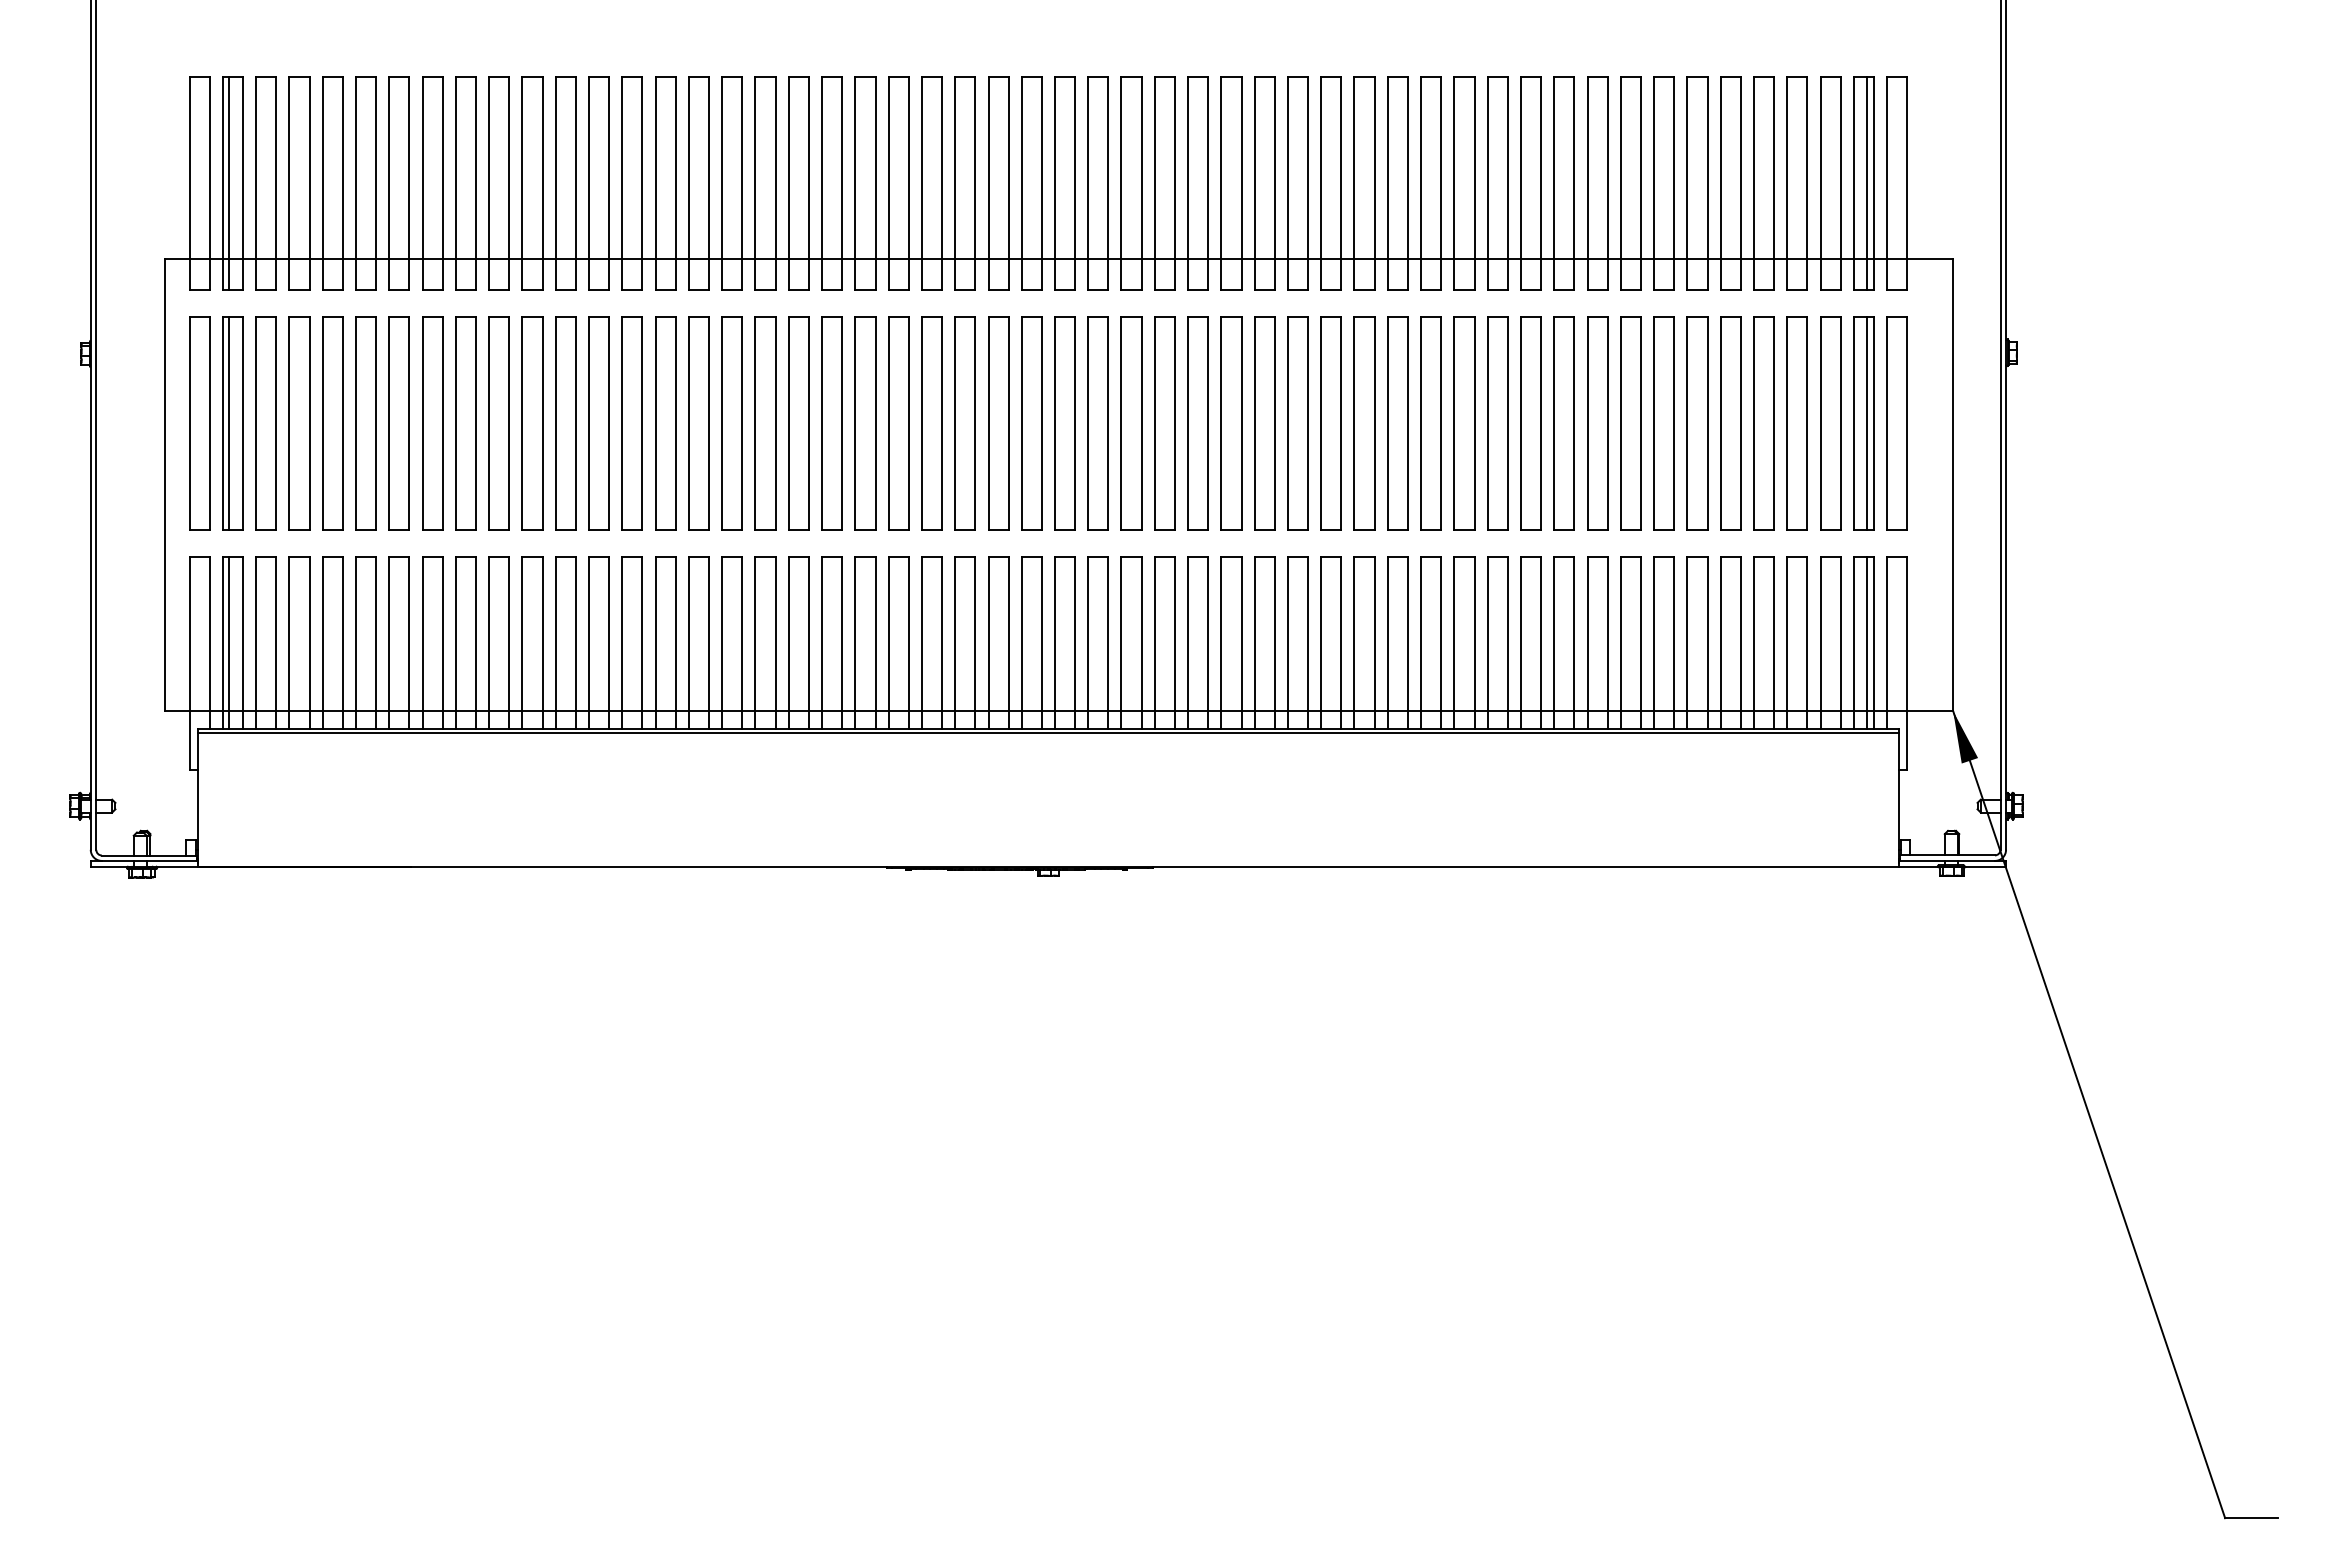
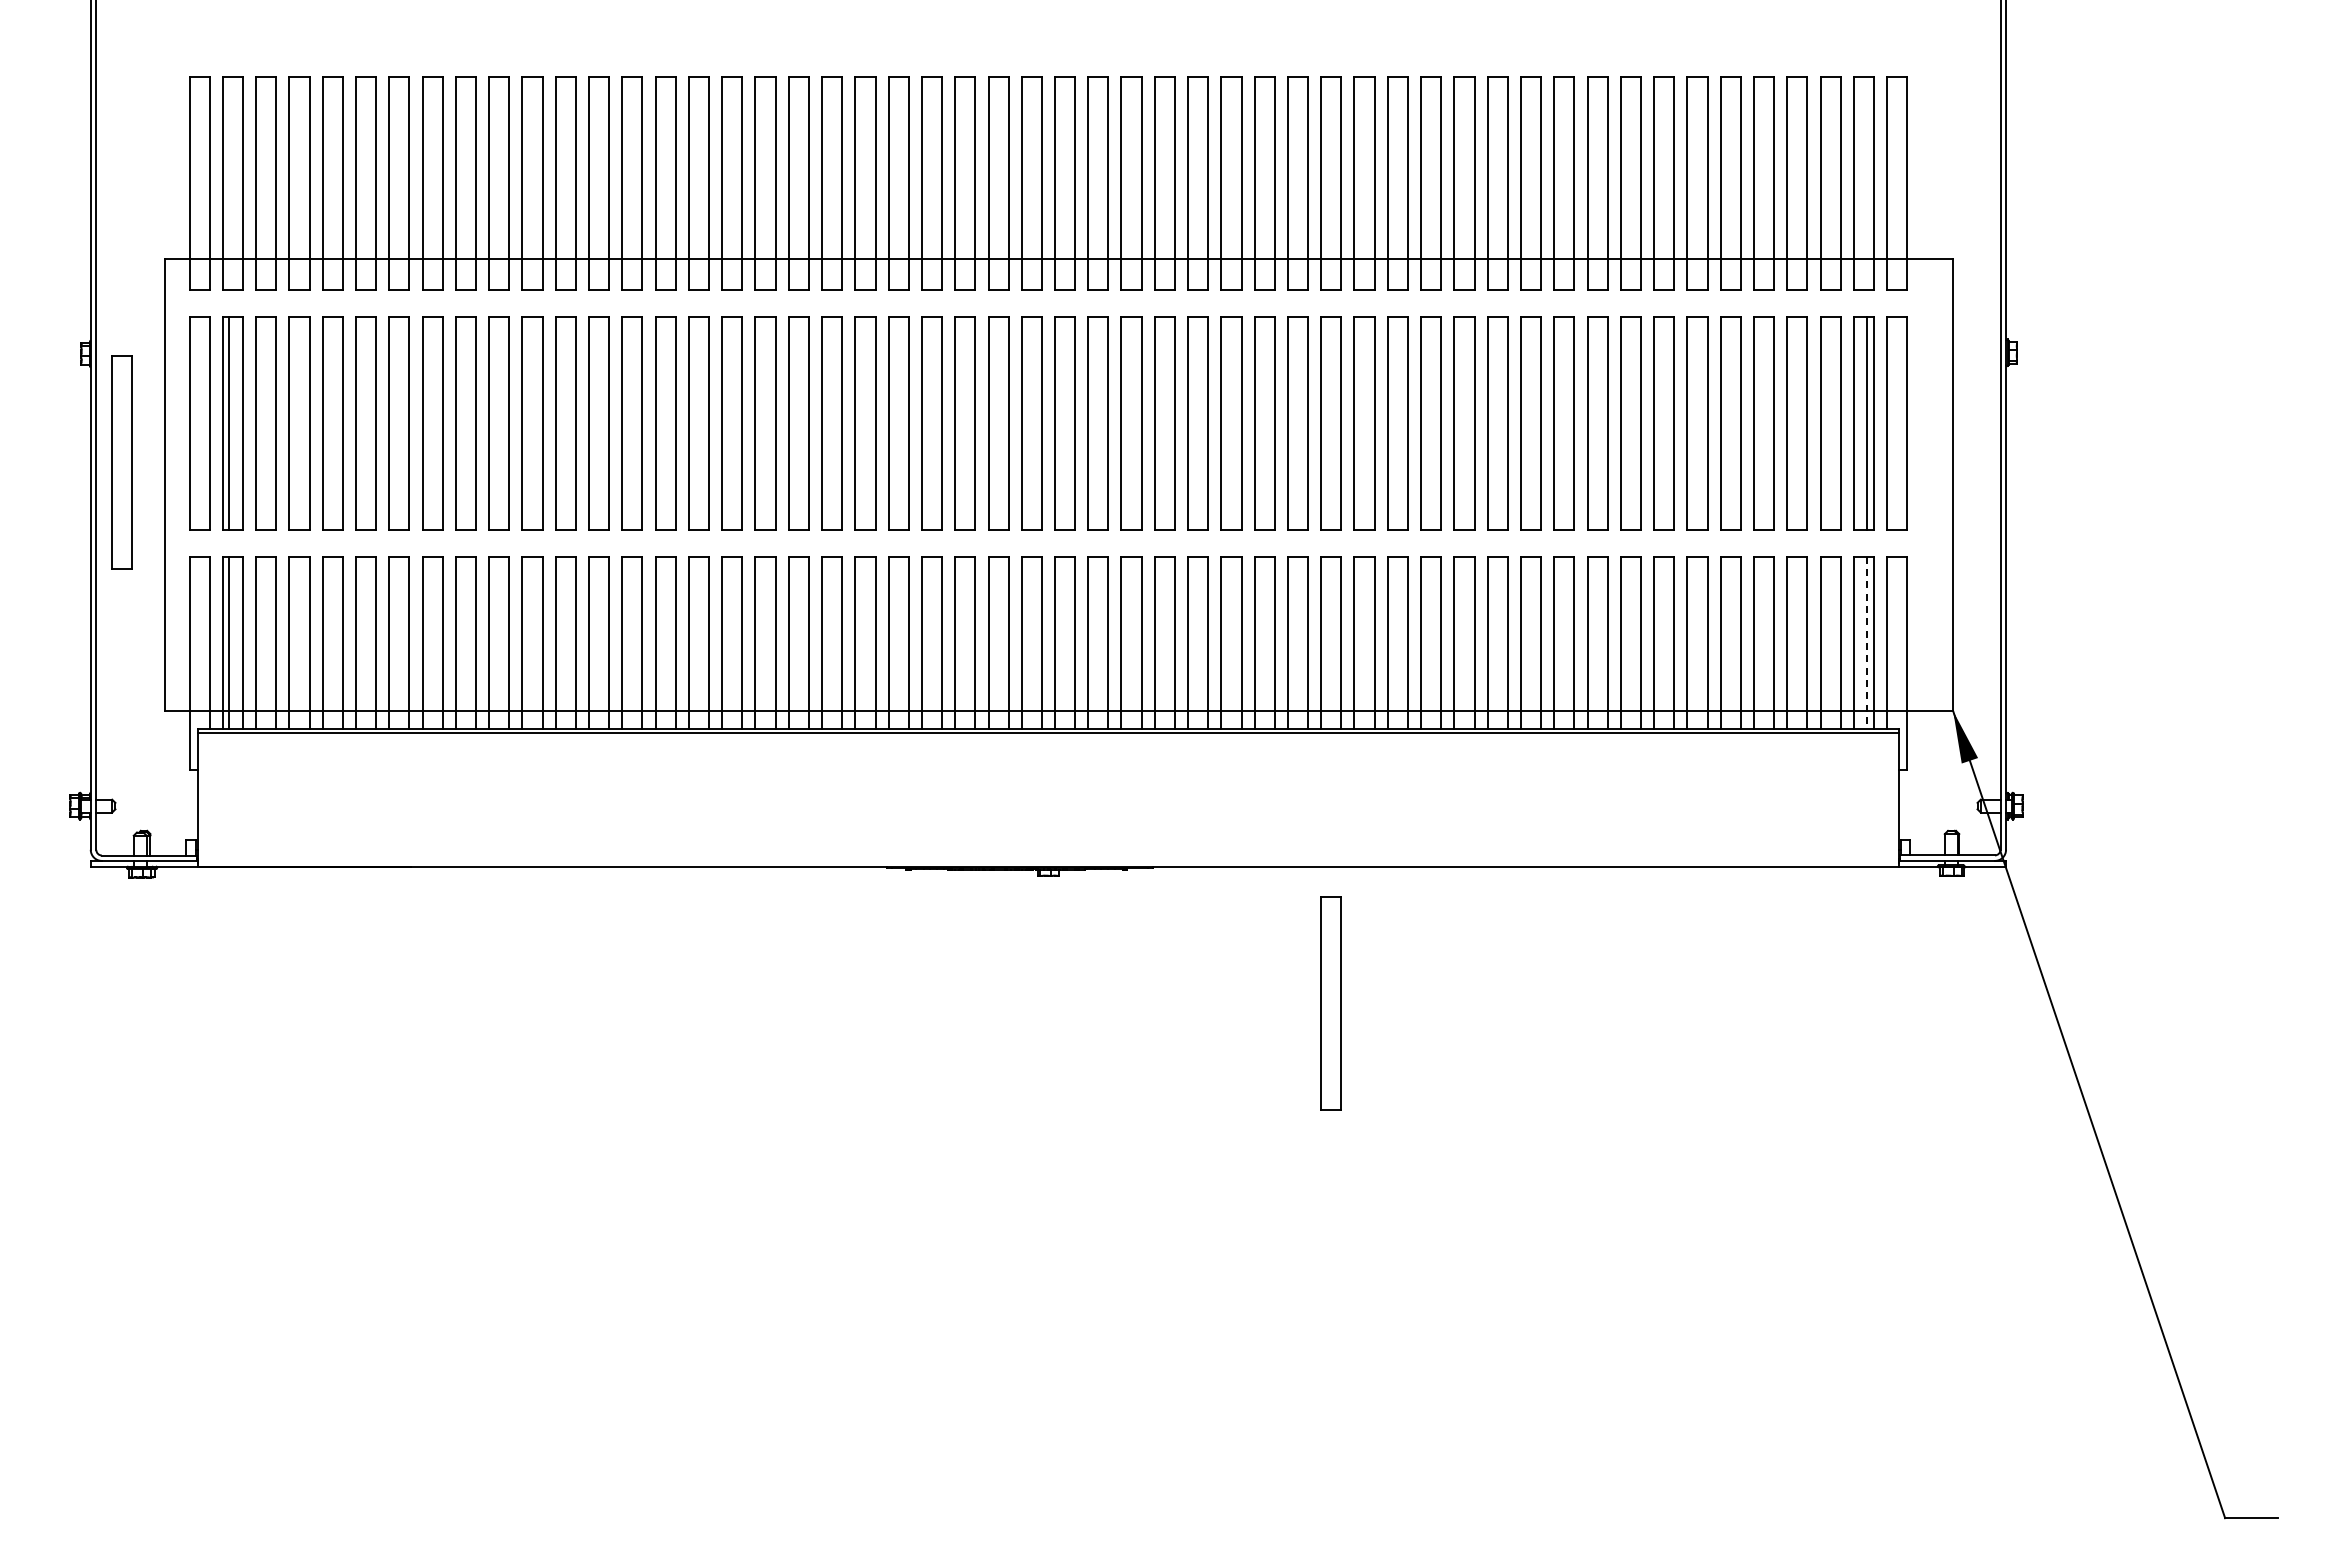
line: present -> none (229, 183)
line: present -> none (1867, 183)
part: none -> present (121, 462)
line: solid -> dashed (1867, 643)
part: none -> present (1330, 1003)
